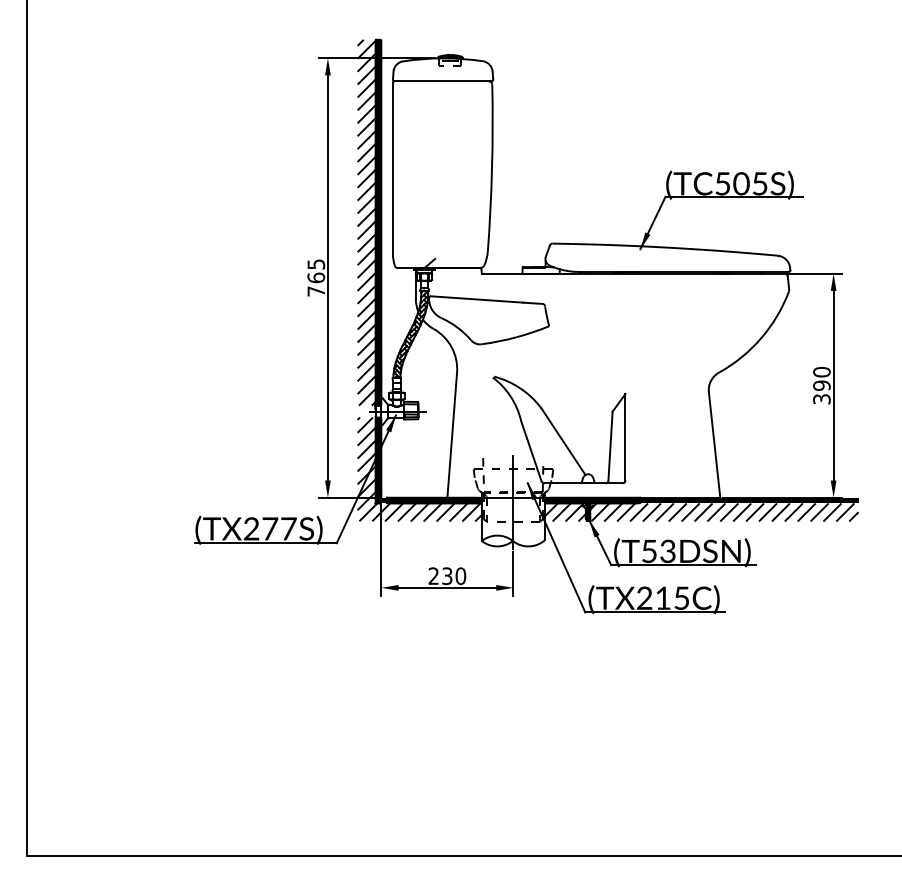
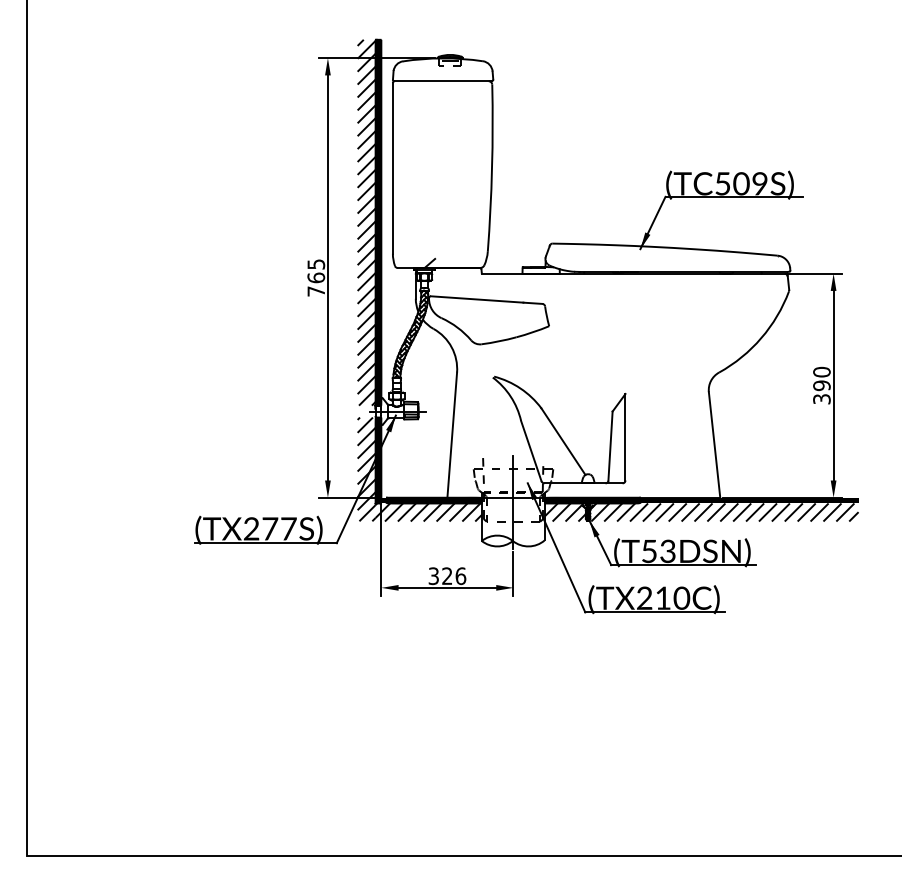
text: (TC505S) -> (TC509S) (759, 183)
text: 230 -> 326 (447, 576)
text: (TX215C) -> (TX210C) (681, 597)
